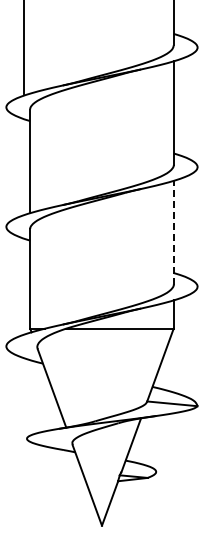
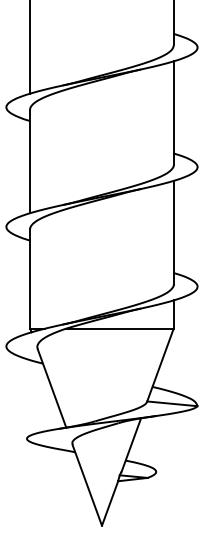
line position: (24, 47) -> (30, 47) (30, 47)
line: dashed -> solid (173, 232)
